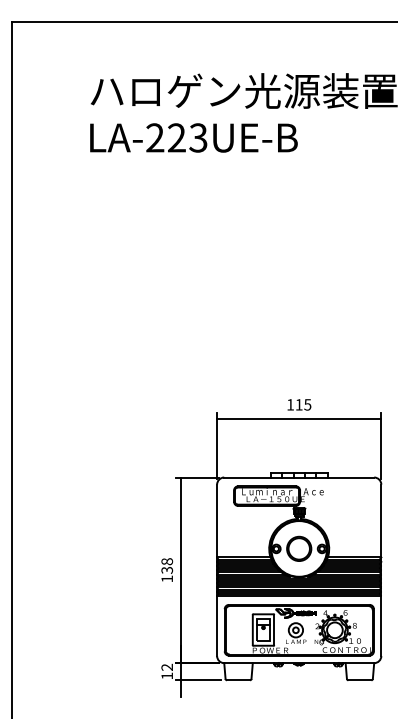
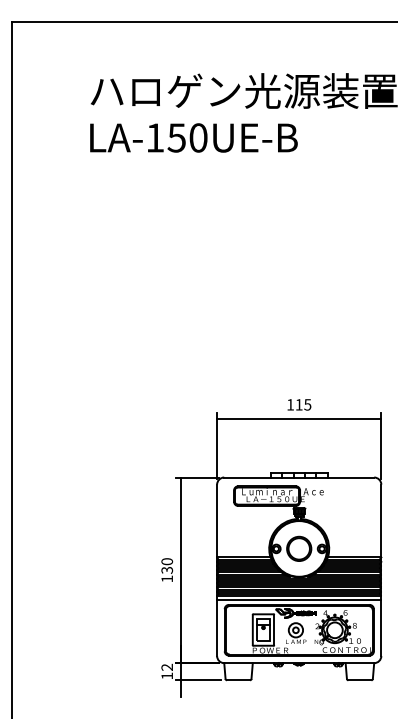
text: LA-223UE-B -> LA-150UE-B (176, 137)
text: 138 -> 130 (167, 561)
line: none -> present (299, 600)
